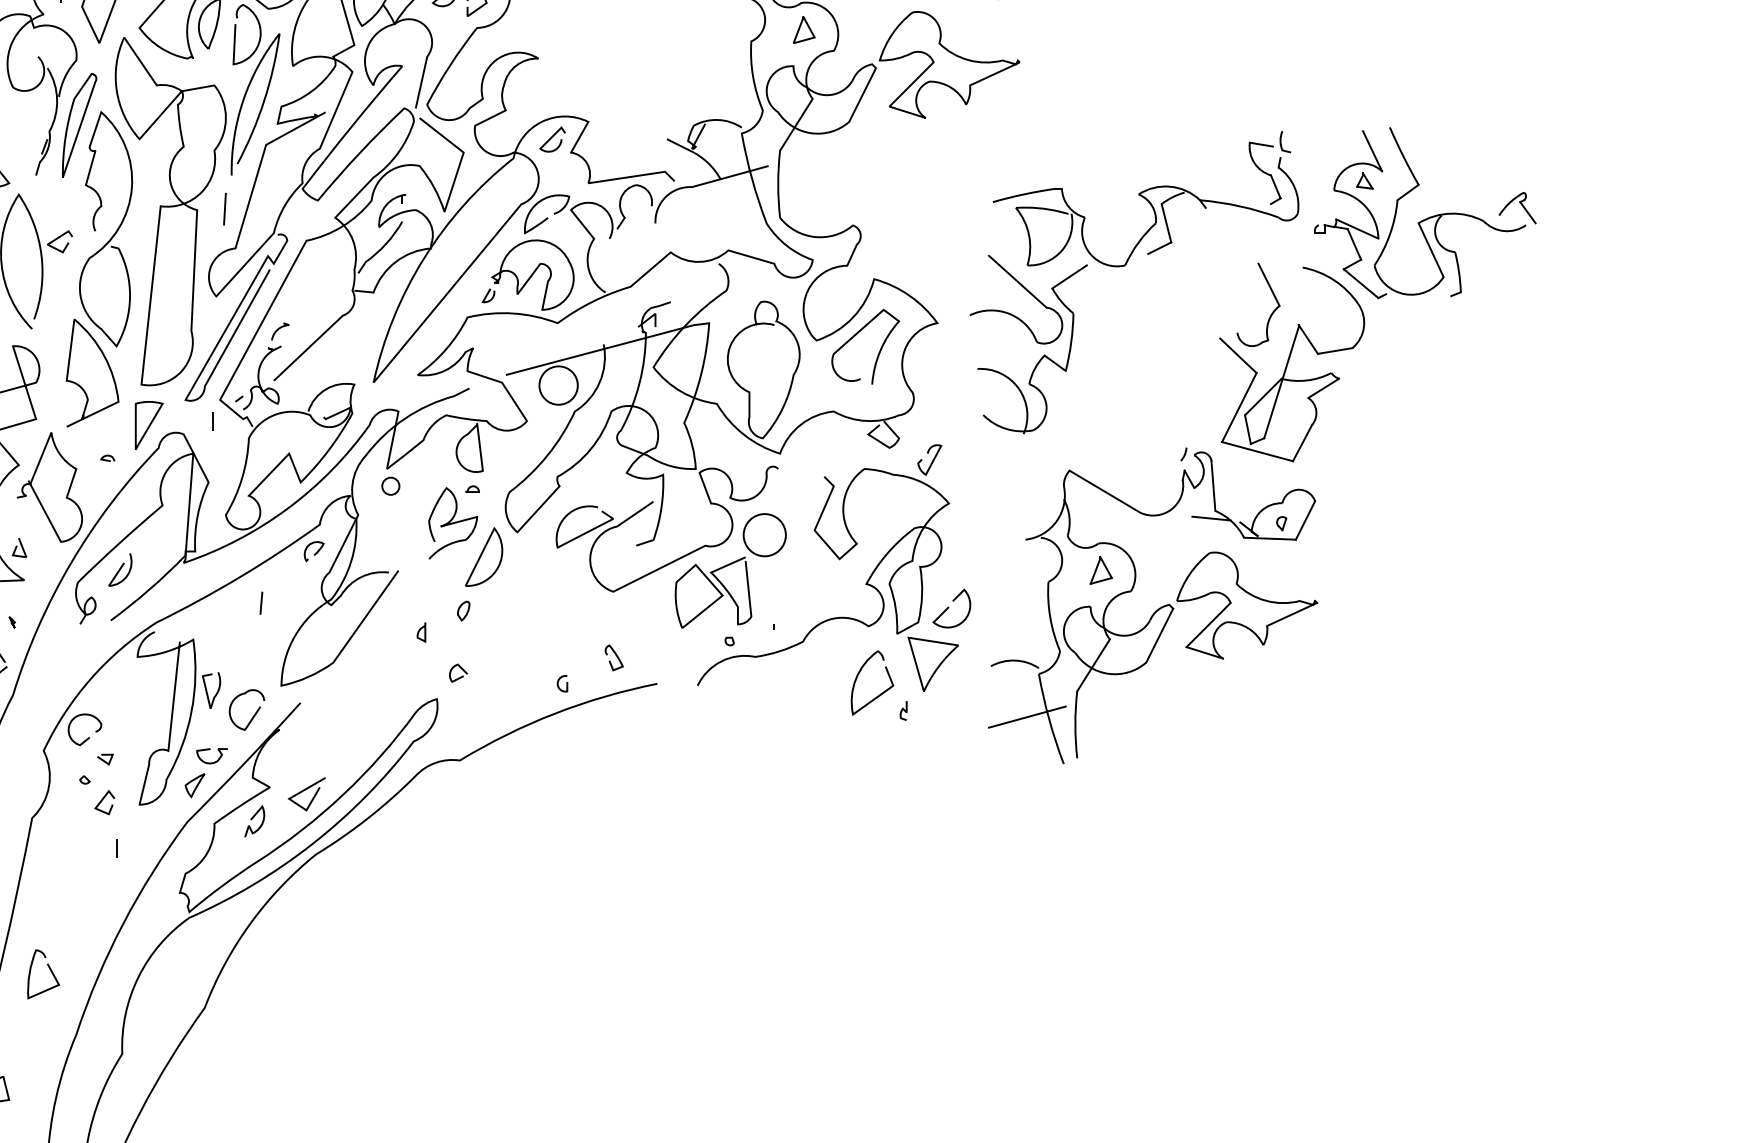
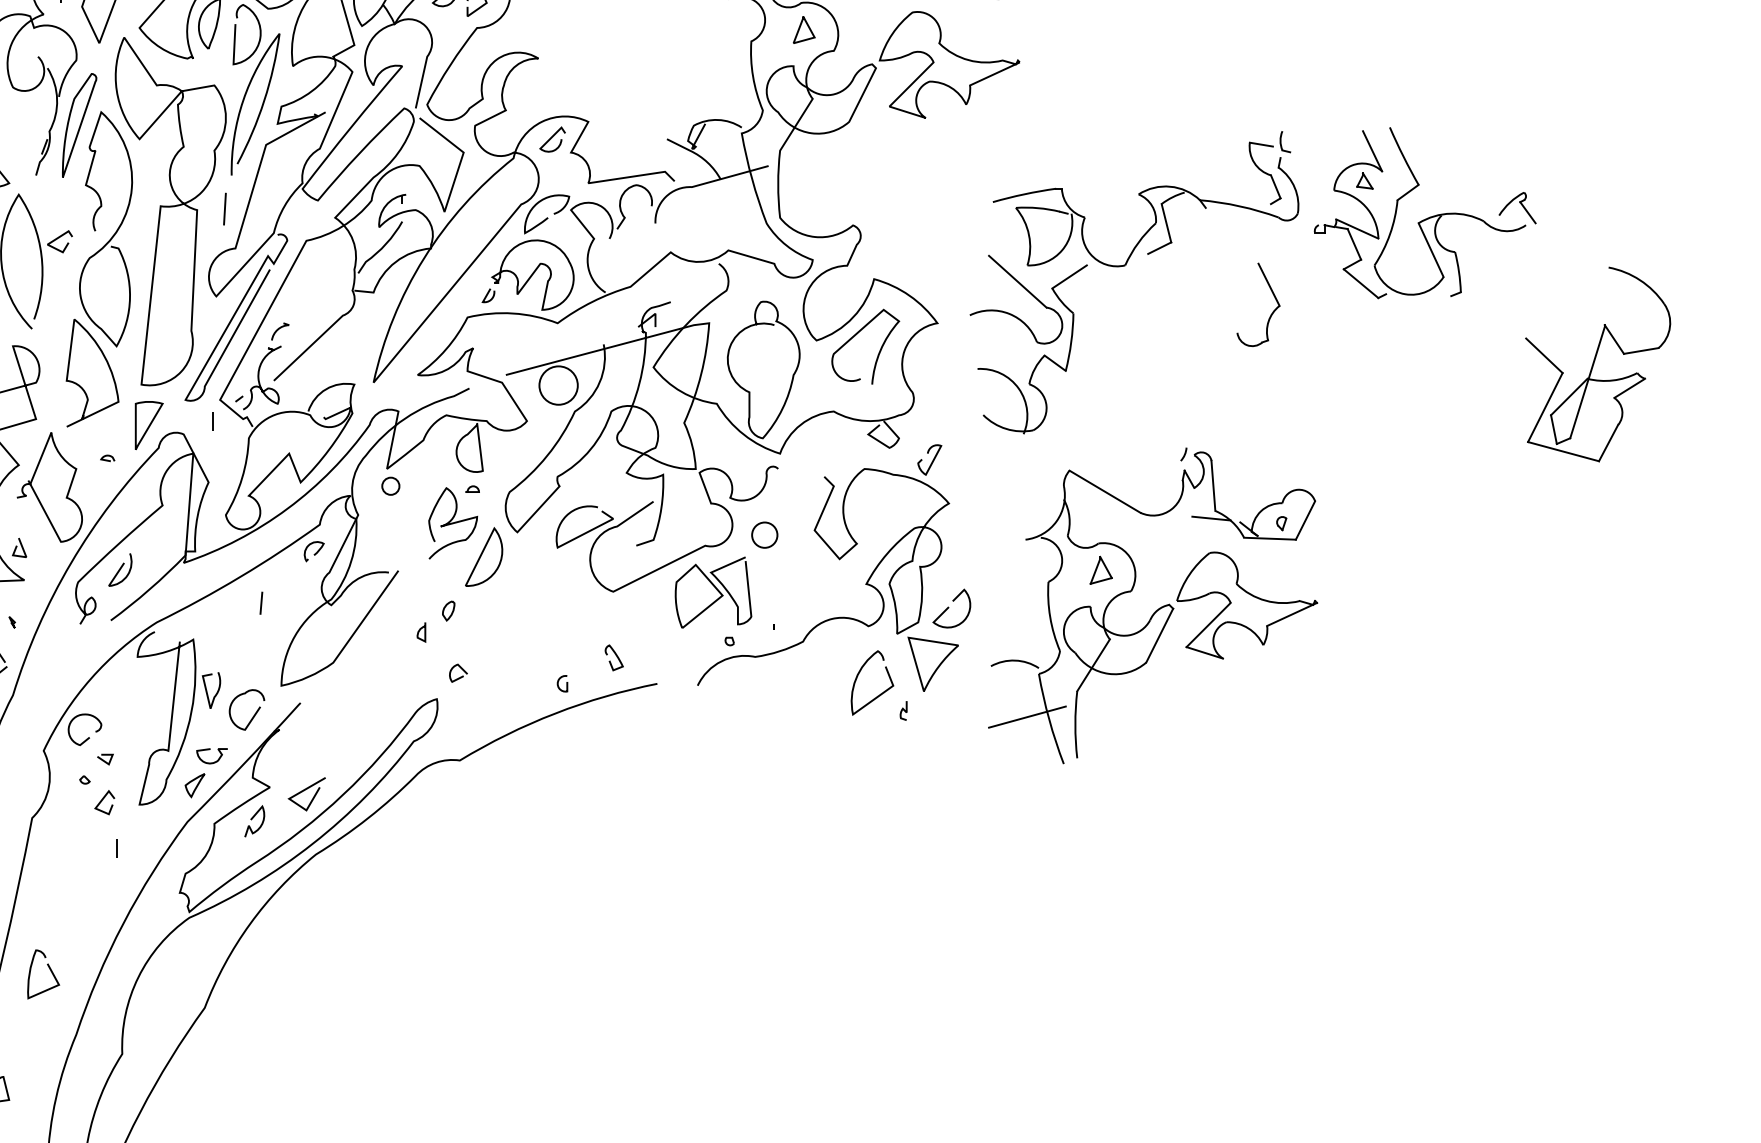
part position: (1292, 364) -> (1598, 364) (1598, 364)
circle diameter: 42 px -> 25 px (764, 534)
part position: (463, 610) -> (448, 610) (448, 610)
